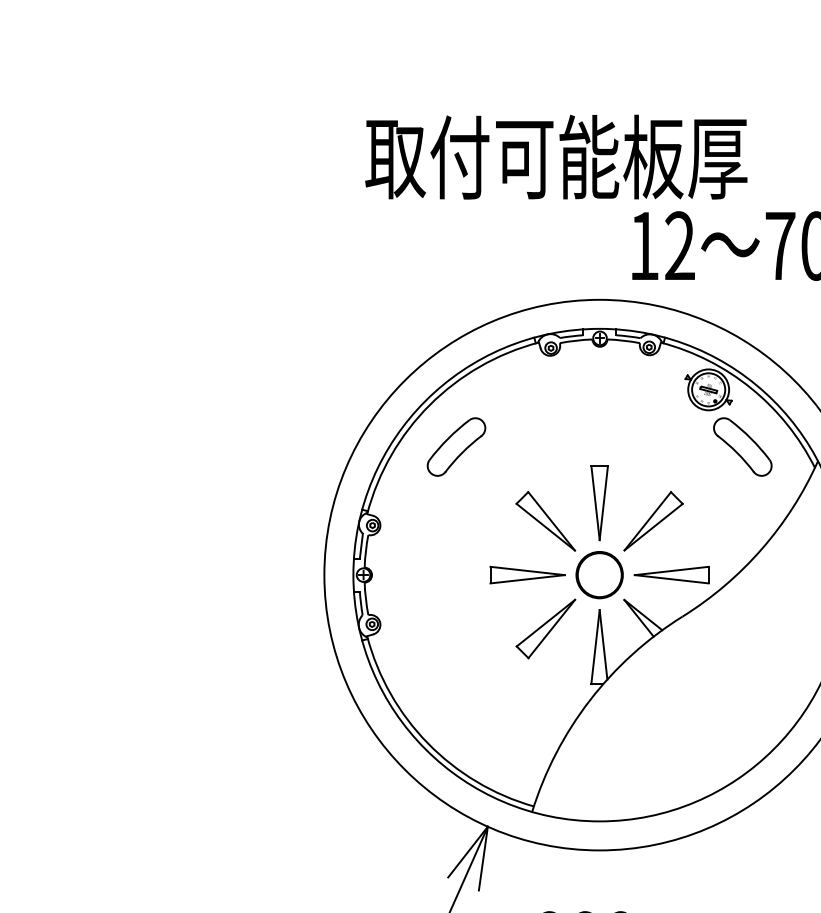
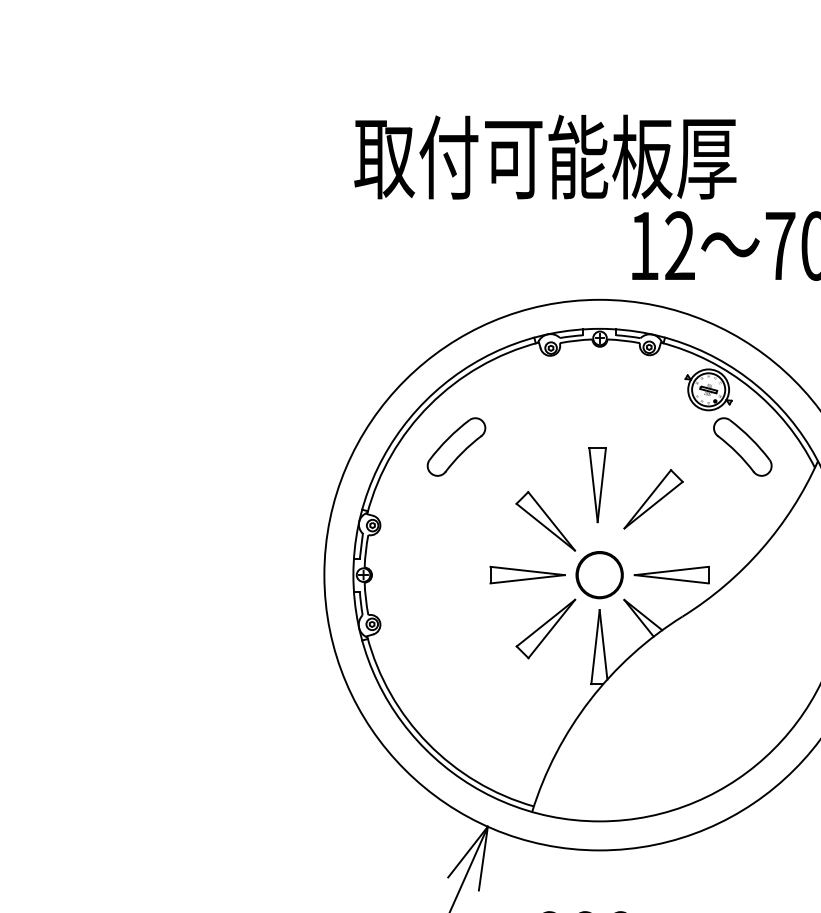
text position: (556, 156) -> (545, 156) (545, 156)
part position: (599, 503) -> (597, 485) (597, 485)
part position: (653, 521) -> (653, 499) (653, 499)
